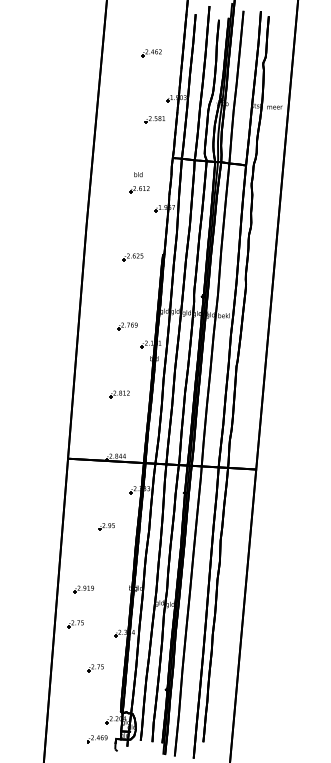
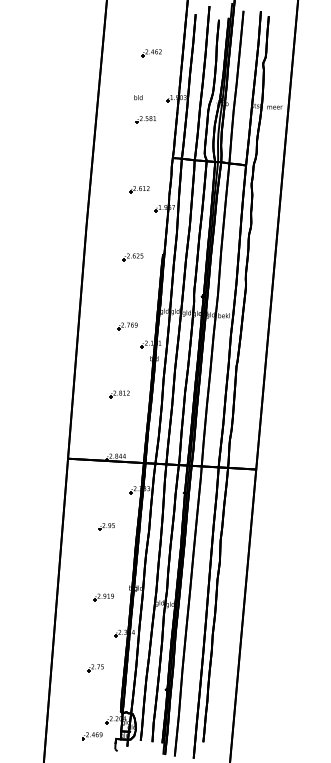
part position: (154, 119) -> (145, 119) (145, 119)
text position: (138, 174) -> (138, 97) (138, 97)
part position: (83, 589) -> (103, 597) (103, 597)
part: present -> none (75, 624)
part position: (97, 739) -> (92, 736) (92, 736)
